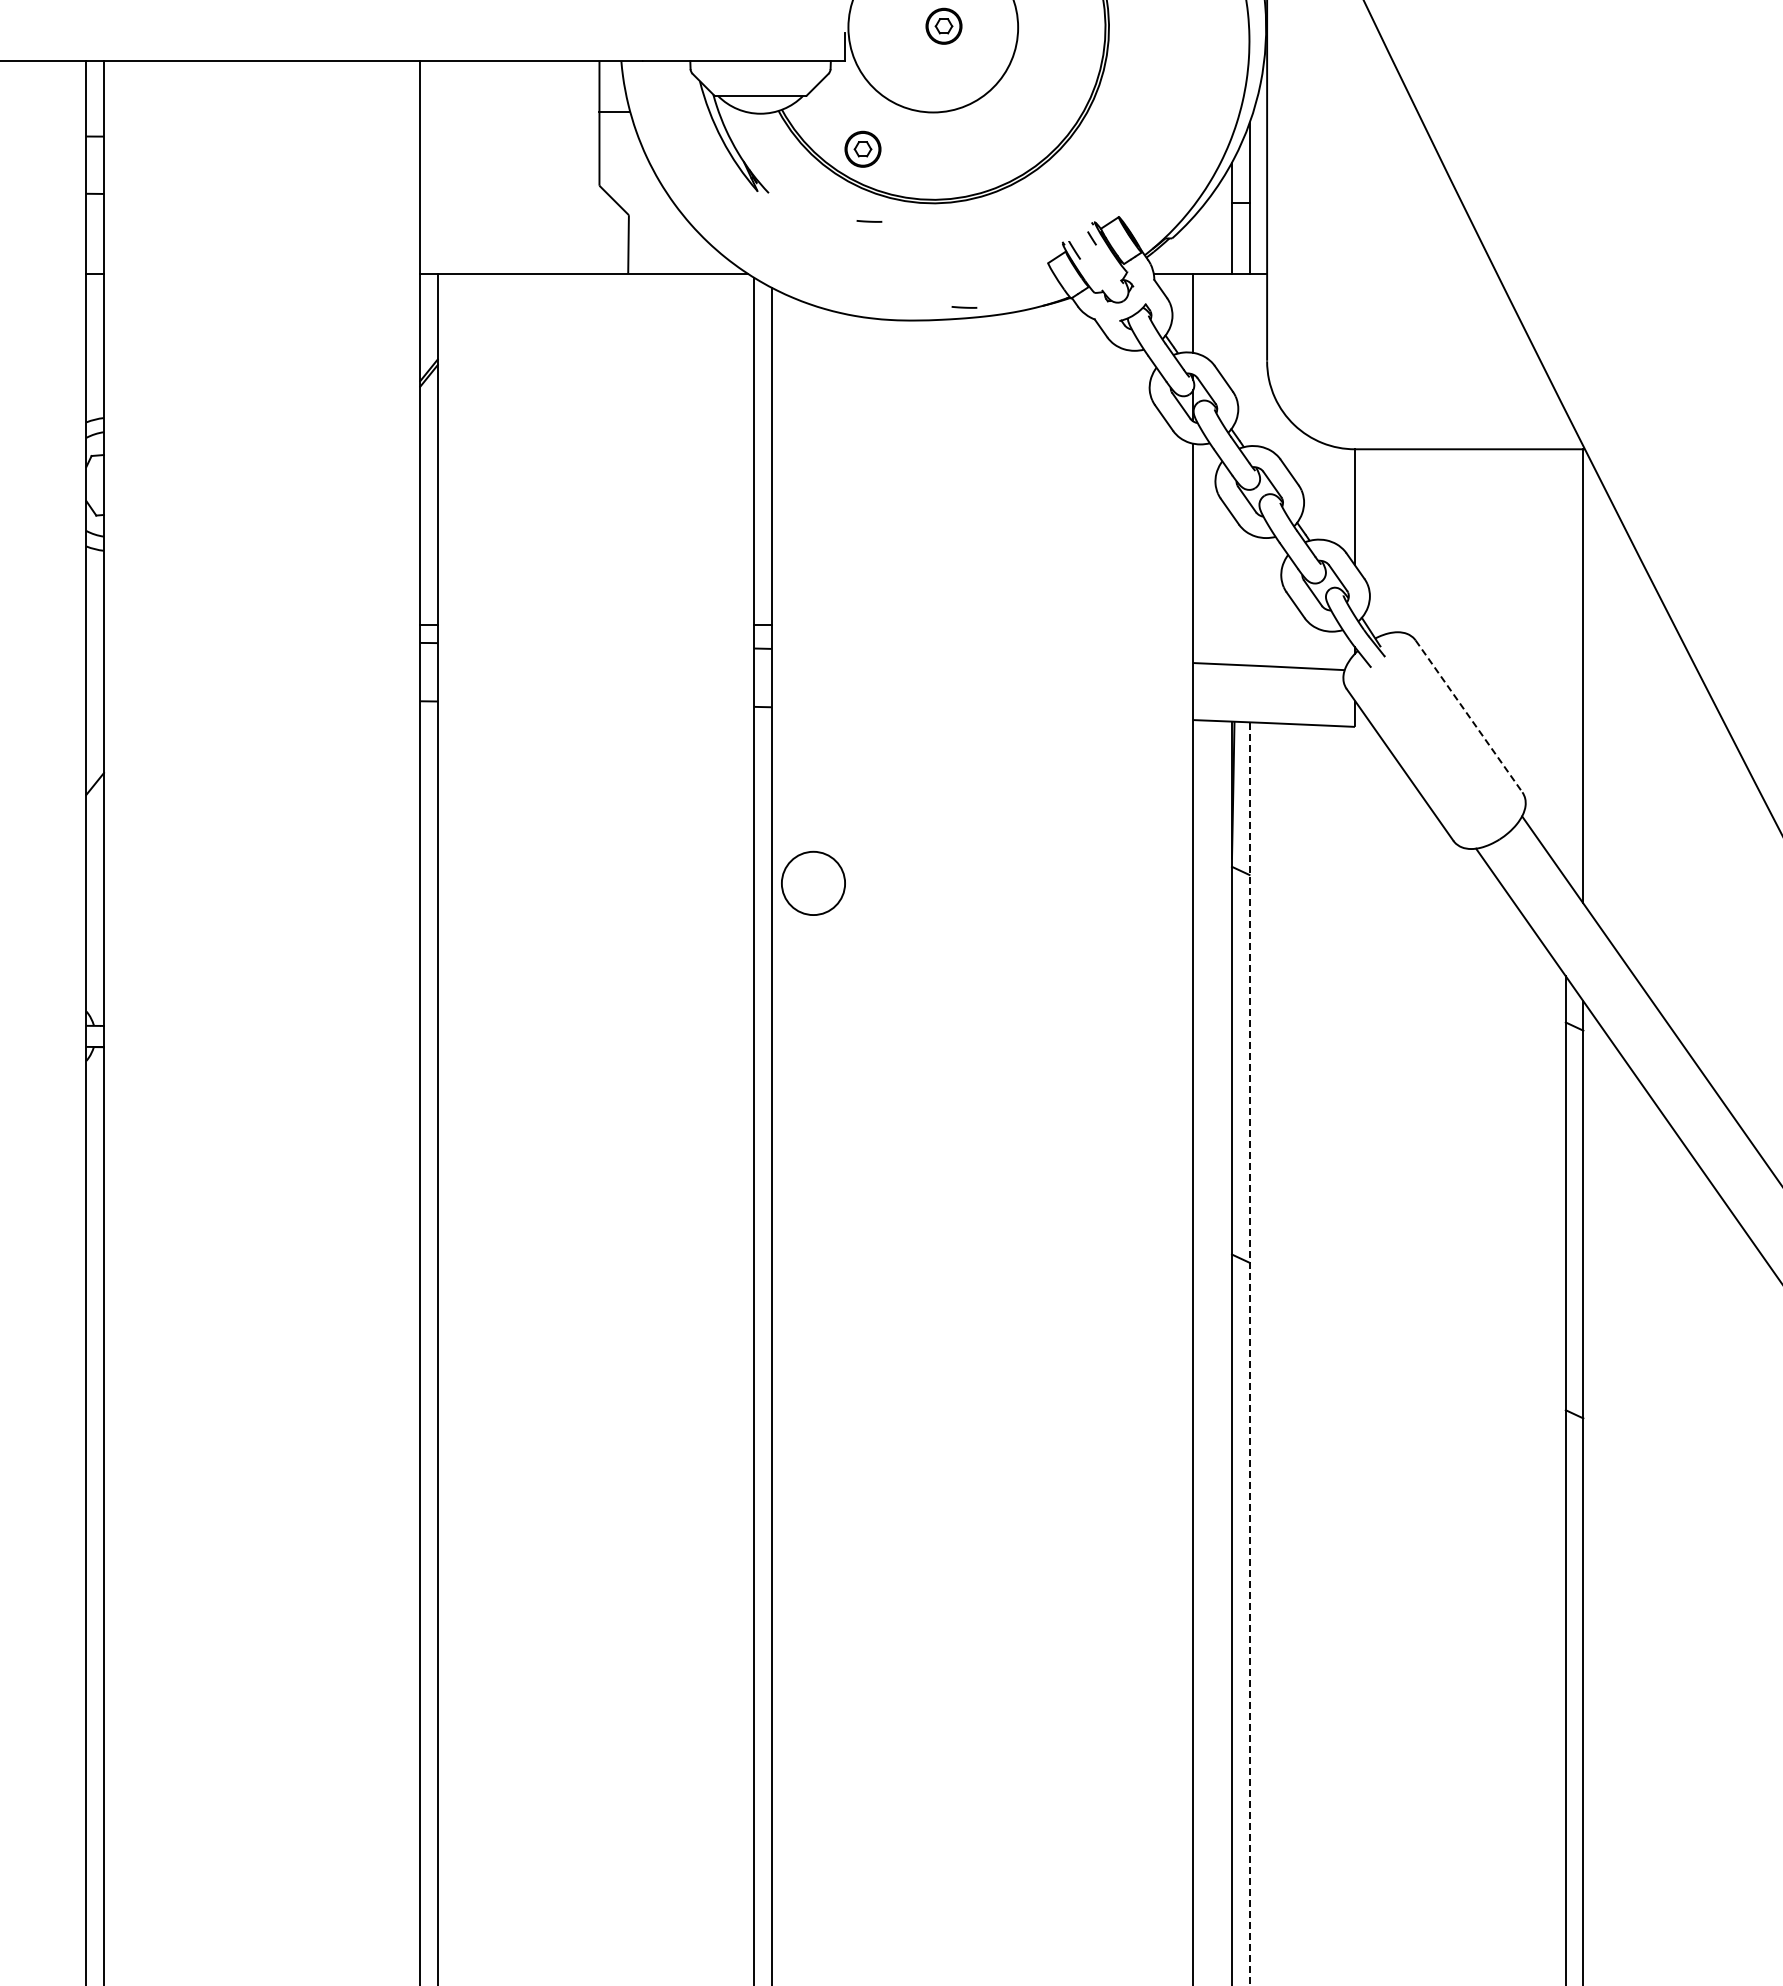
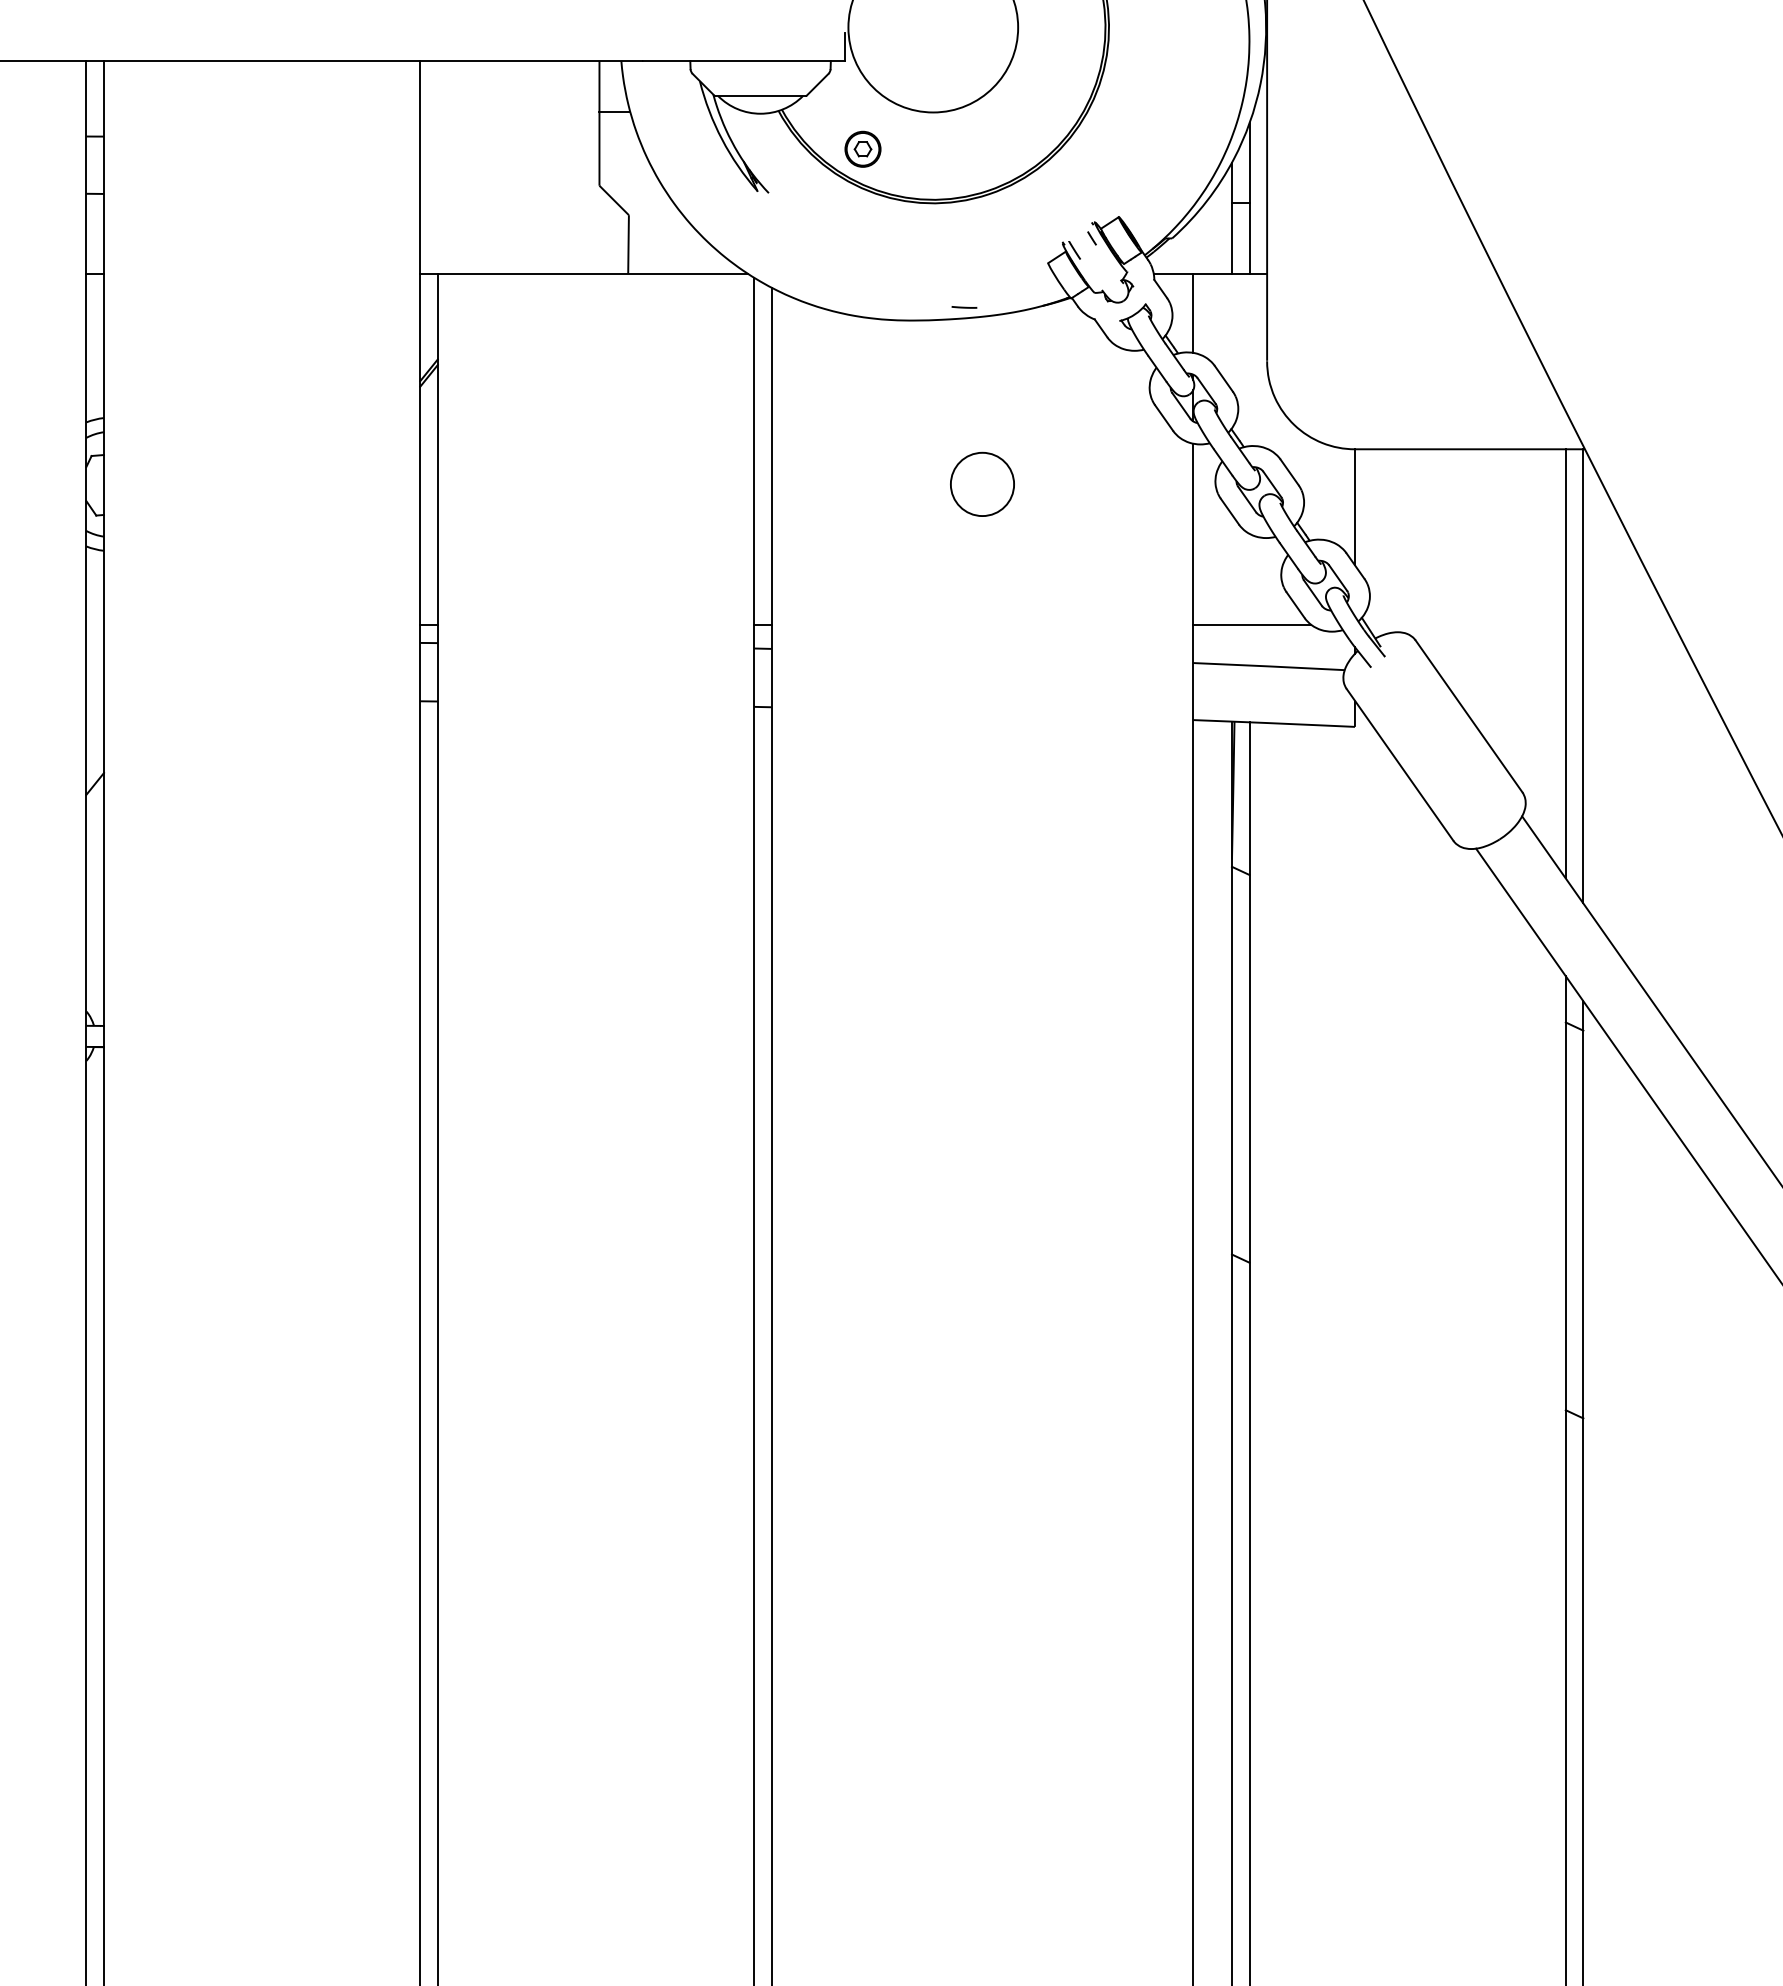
part: present -> none (943, 25)
line: present -> none (869, 221)
line: none -> present (1252, 625)
line: none -> present (1565, 663)
line: dashed -> solid (1469, 716)
circle position: (813, 882) -> (982, 483) (982, 483)
line: dashed -> solid (1249, 1354)
